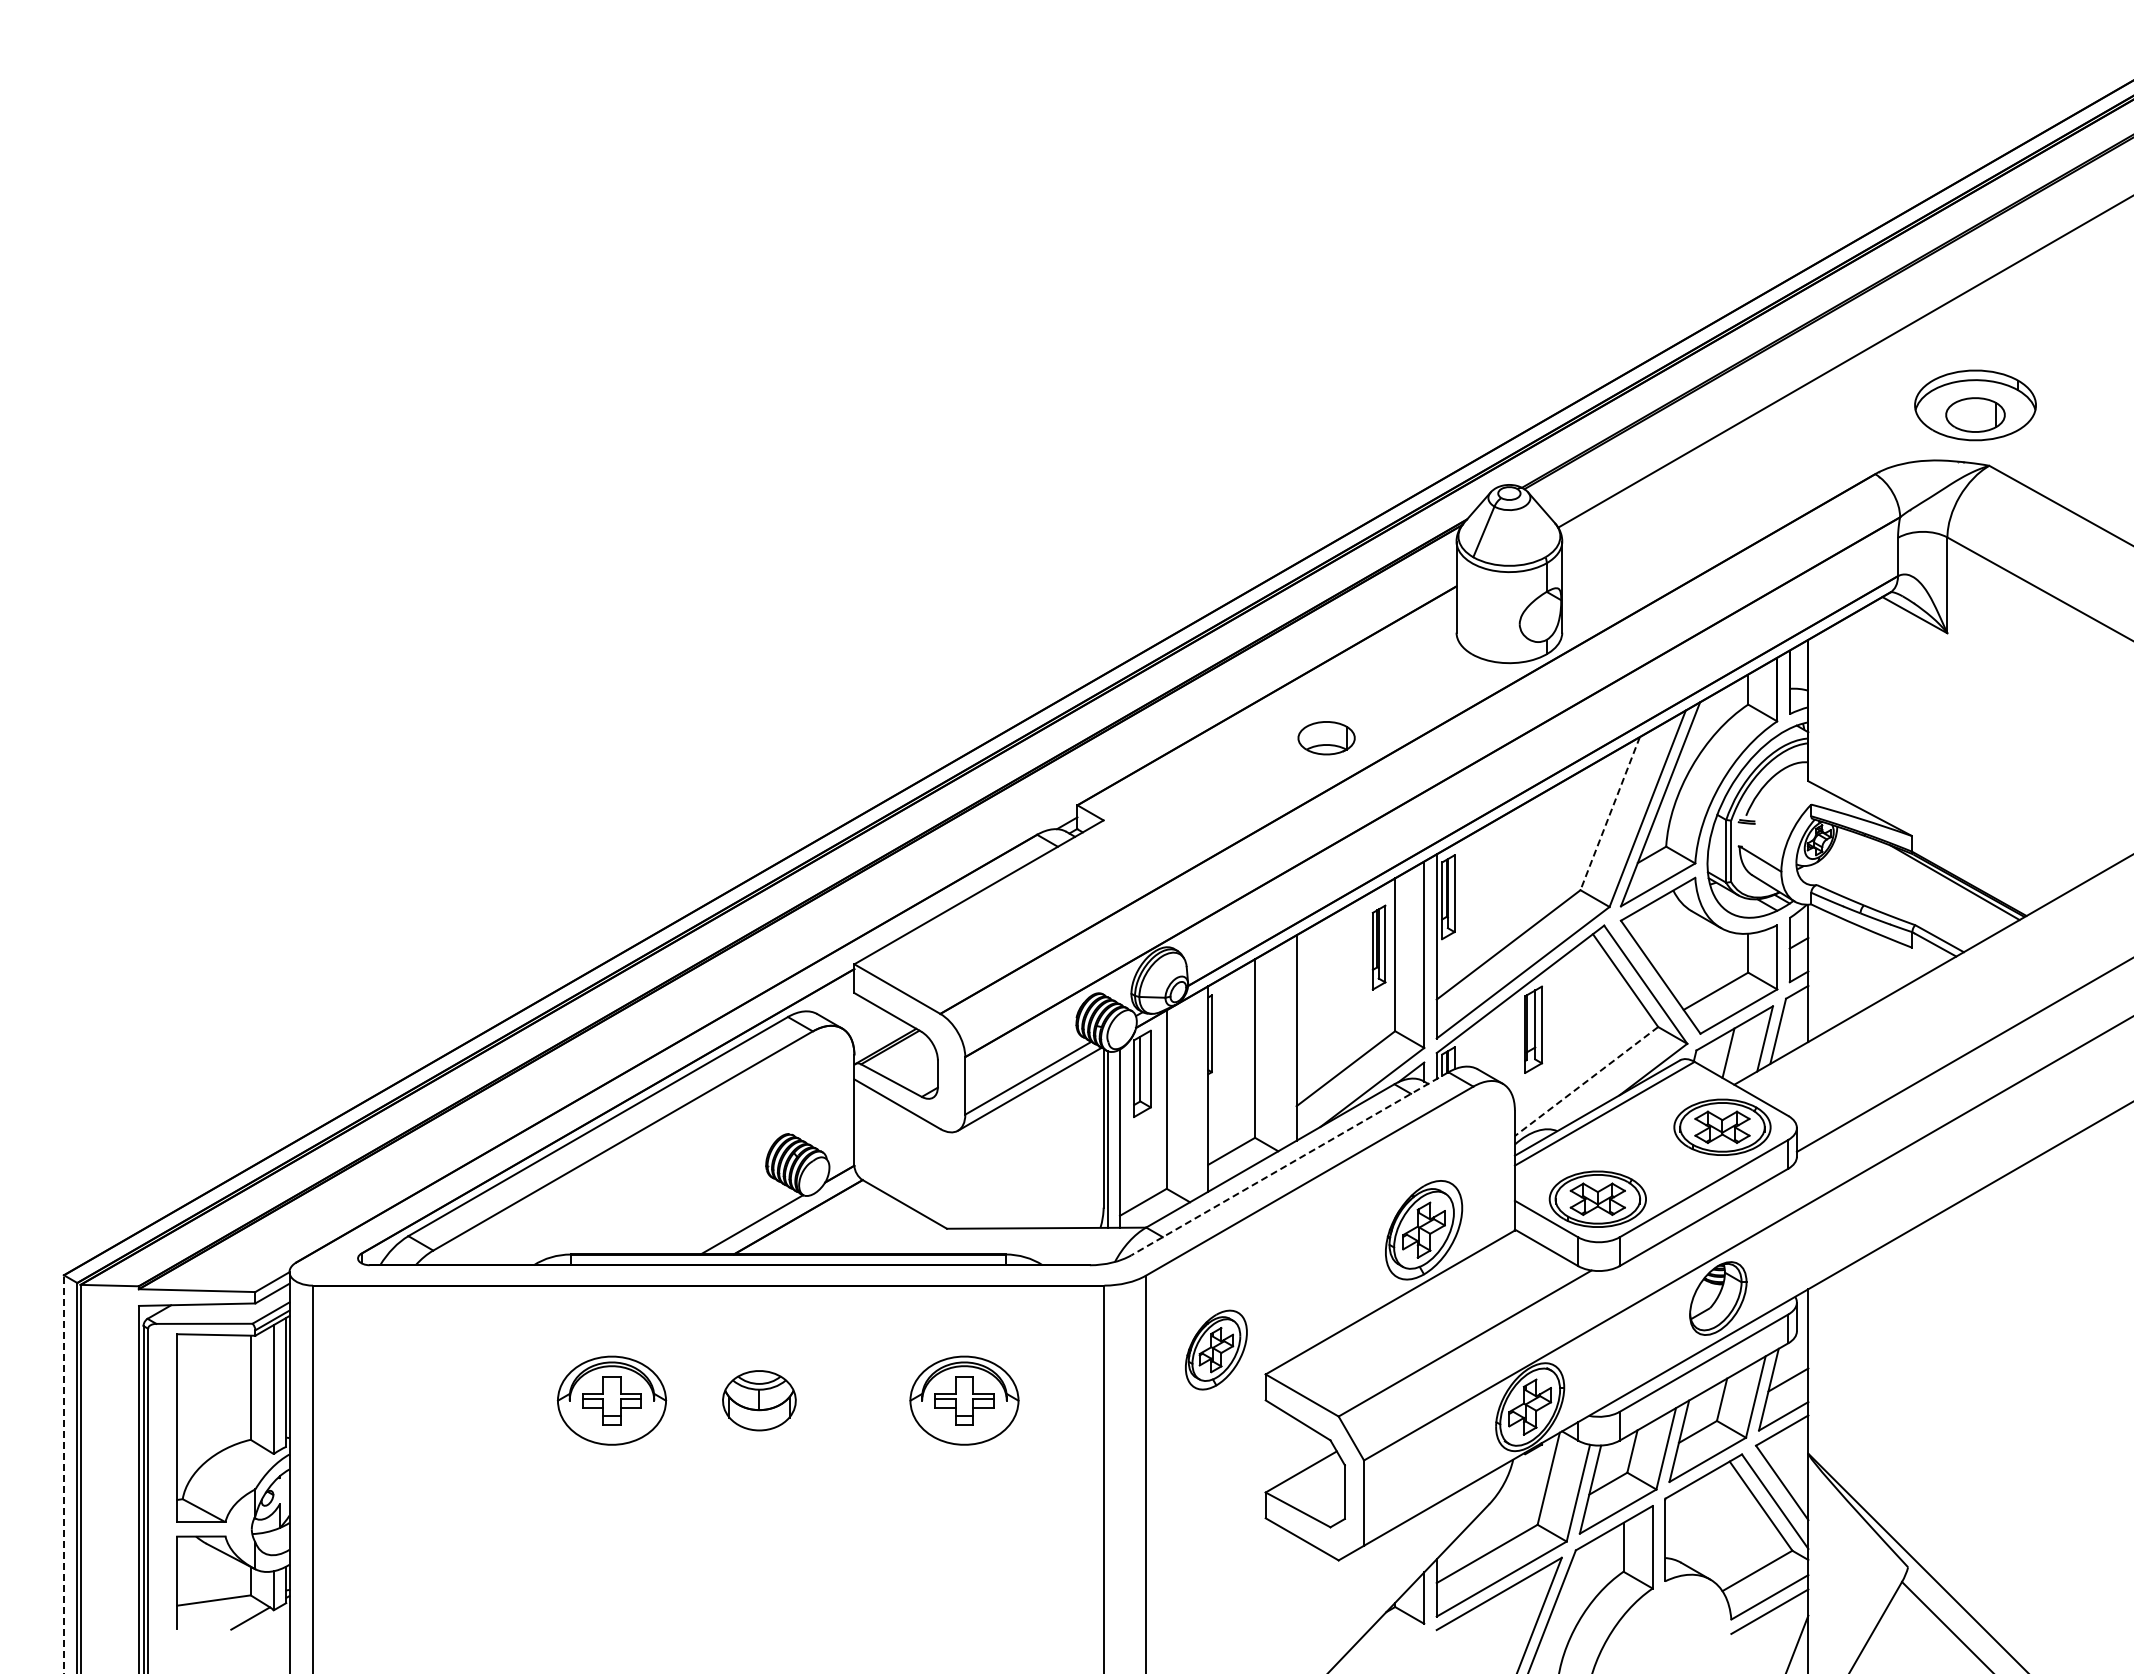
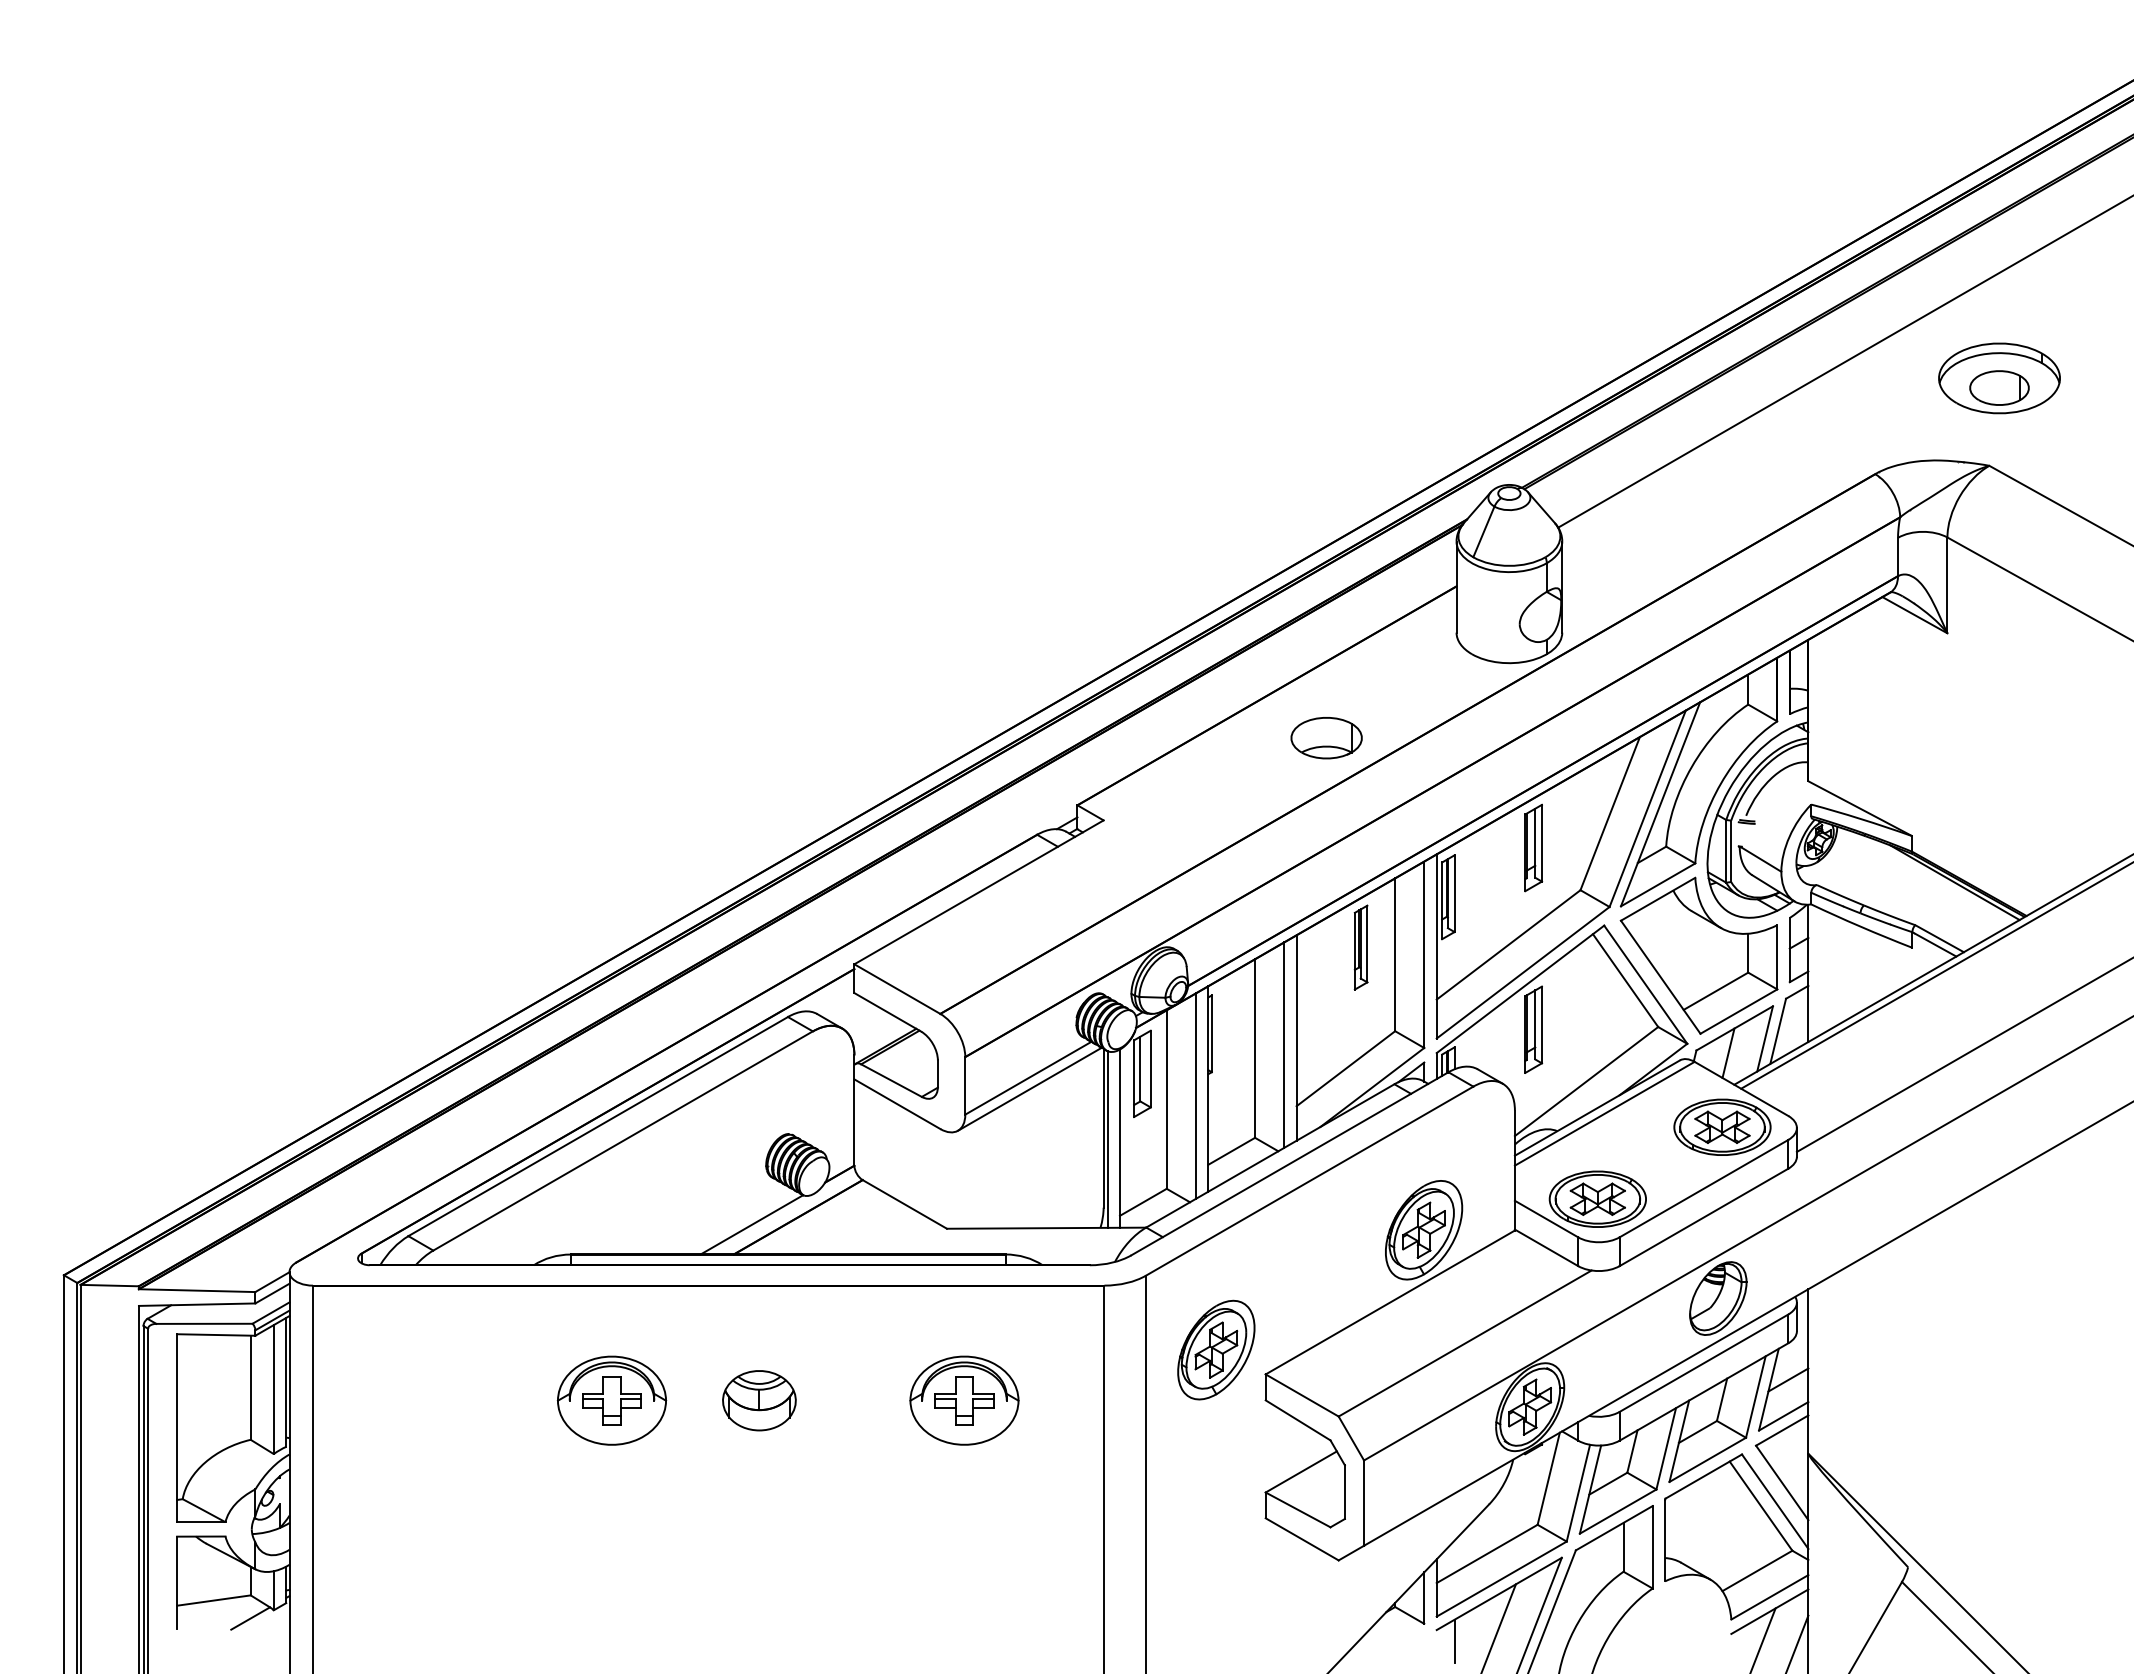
part position: (1975, 405) -> (1999, 378) (1999, 378)
part size: 59x35 px -> 73x43 px (1326, 738)
line: dashed -> solid (1610, 814)
part: none -> present (1533, 847)
part position: (1378, 947) -> (1360, 947) (1360, 947)
line: none -> present (1935, 976)
line: none -> present (1284, 1044)
line: dashed -> solid (1586, 1081)
line: none -> present (1195, 1095)
line: dashed -> solid (1289, 1164)
part size: 63x82 px -> 79x102 px (1216, 1349)
line: dashed -> solid (63, 1474)
line: none -> present (1498, 1627)
line: none -> present (1763, 1639)
line: none -> present (1454, 1640)
